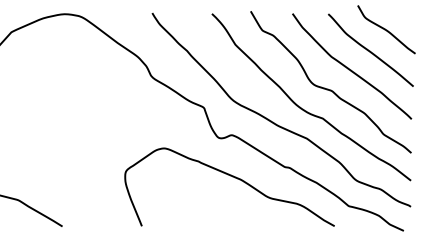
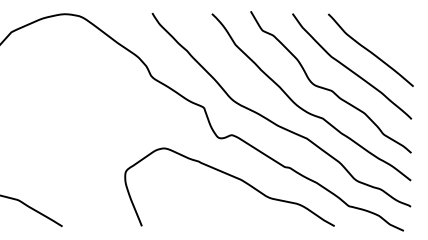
curve: present -> none (386, 29)
